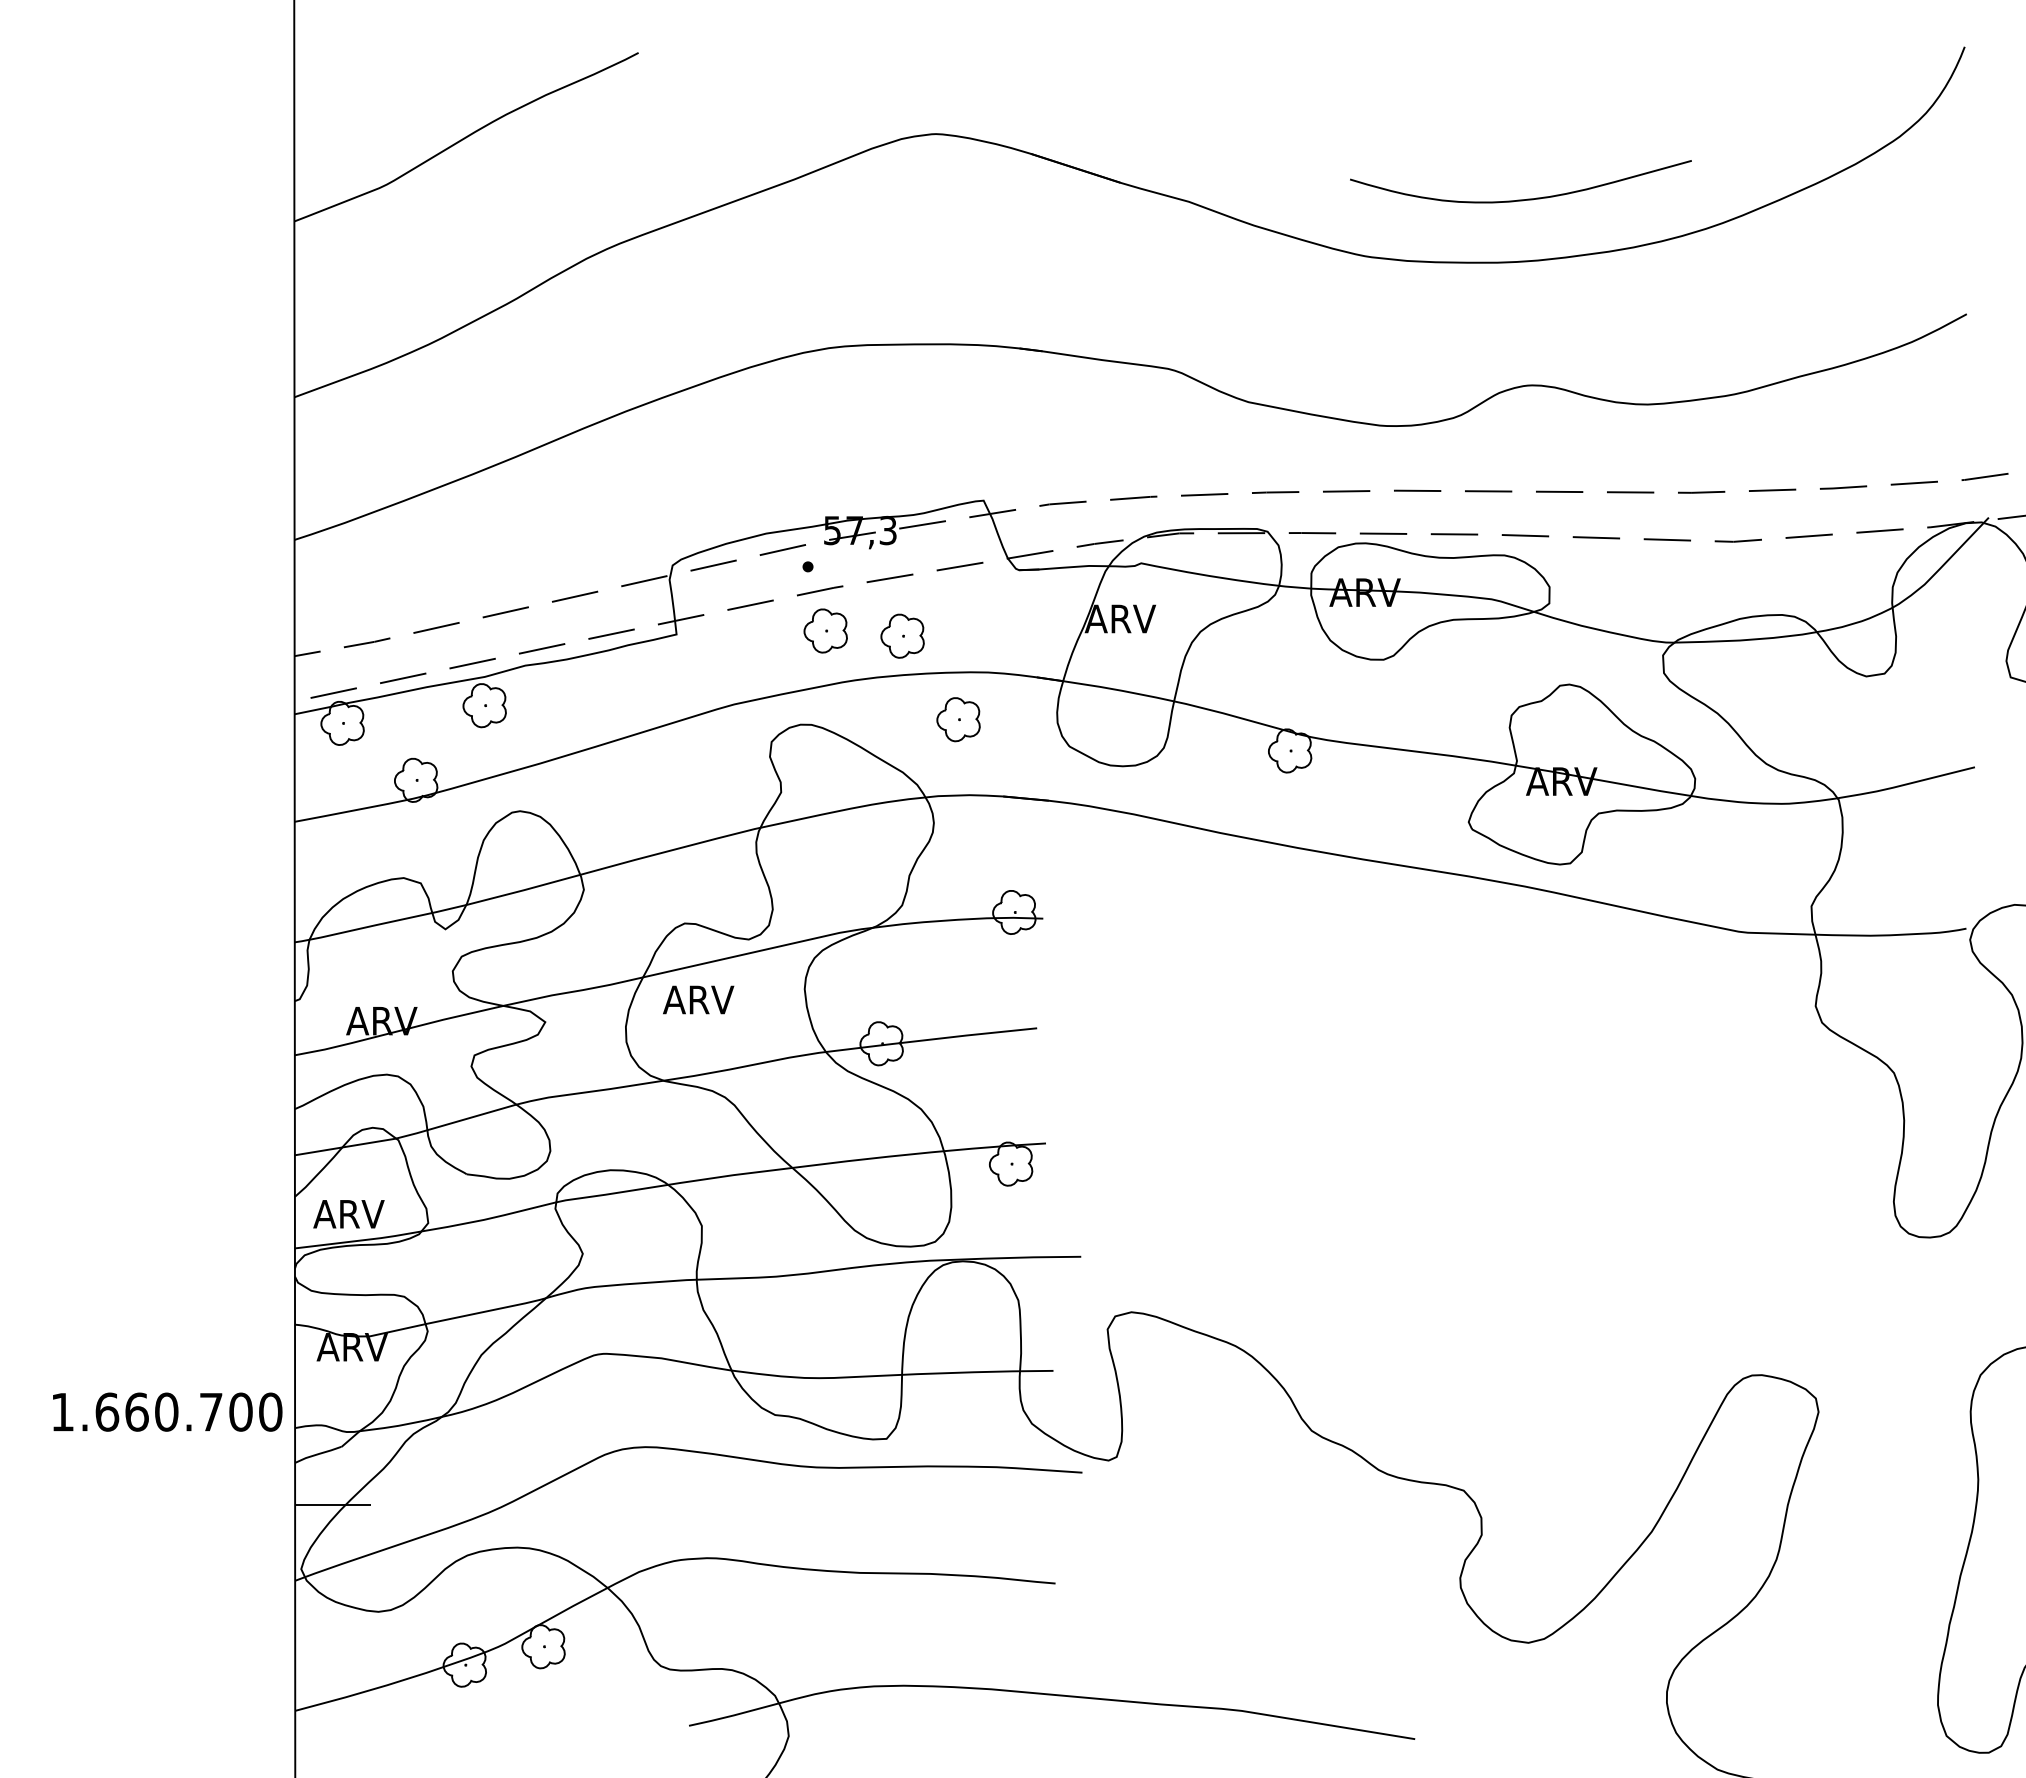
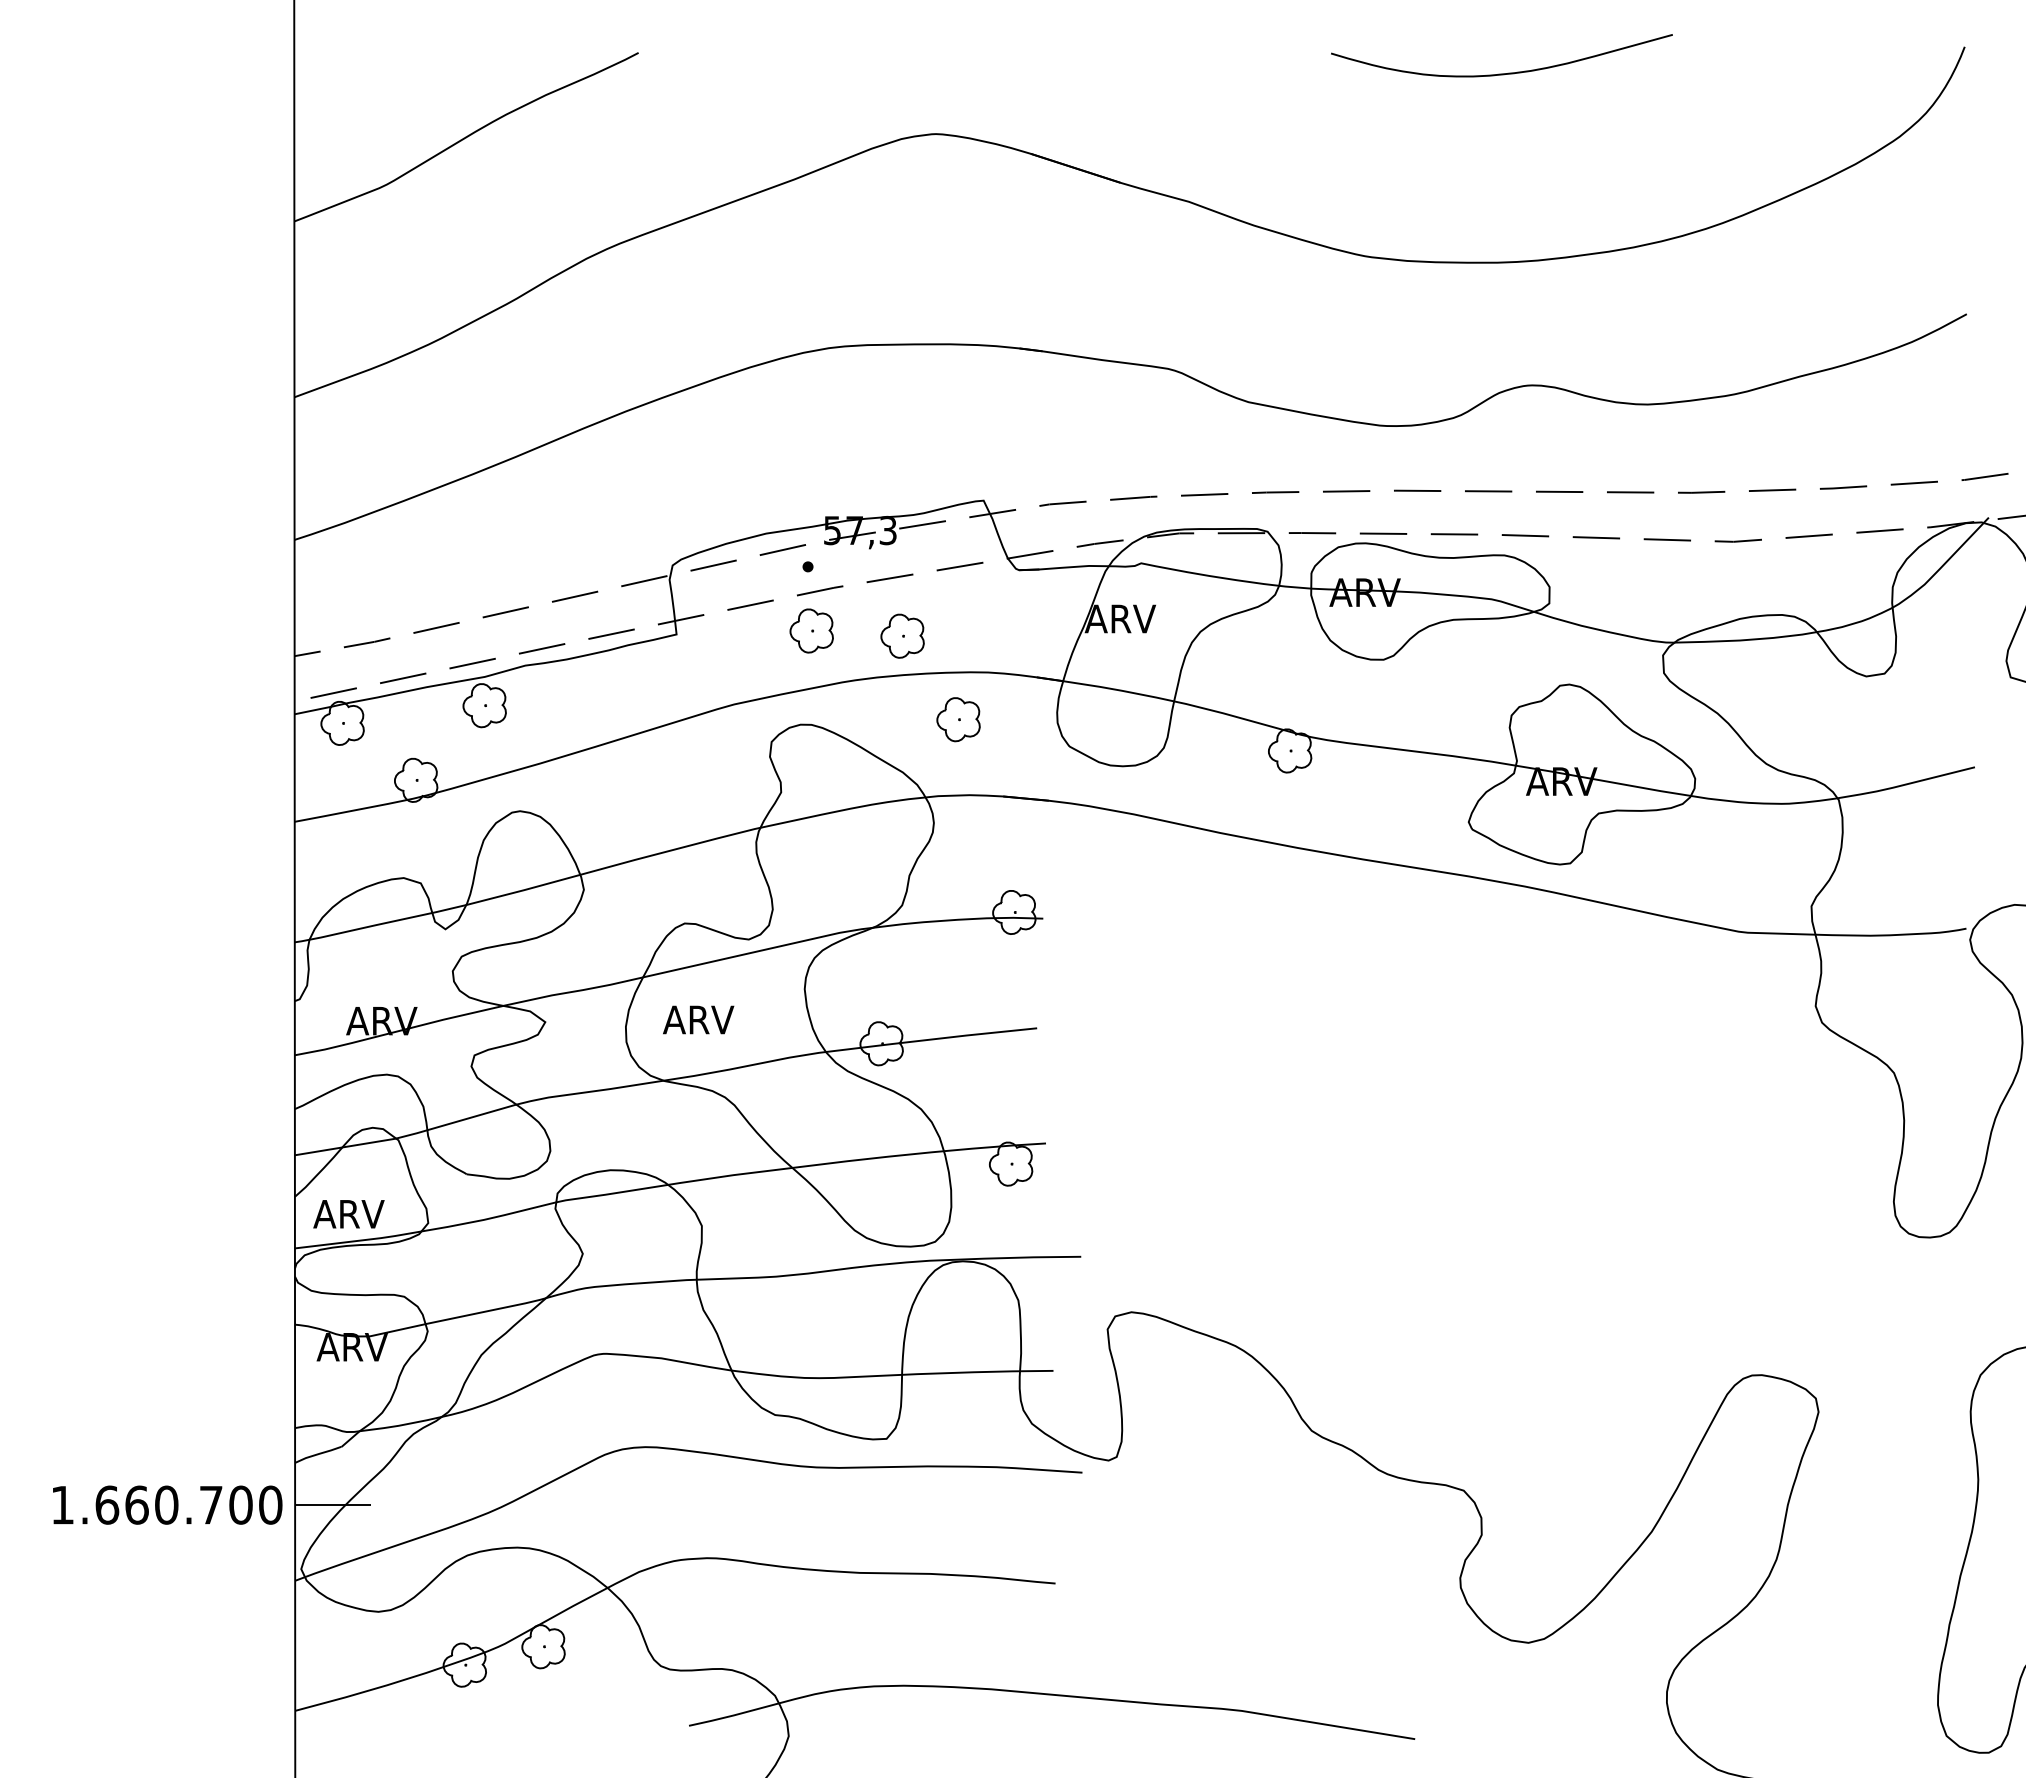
curve position: (1520, 199) -> (1501, 73) (1501, 73)
part position: (825, 630) -> (811, 630) (811, 630)
text position: (698, 999) -> (698, 1019) (698, 1019)
text position: (167, 1411) -> (167, 1504) (167, 1504)
